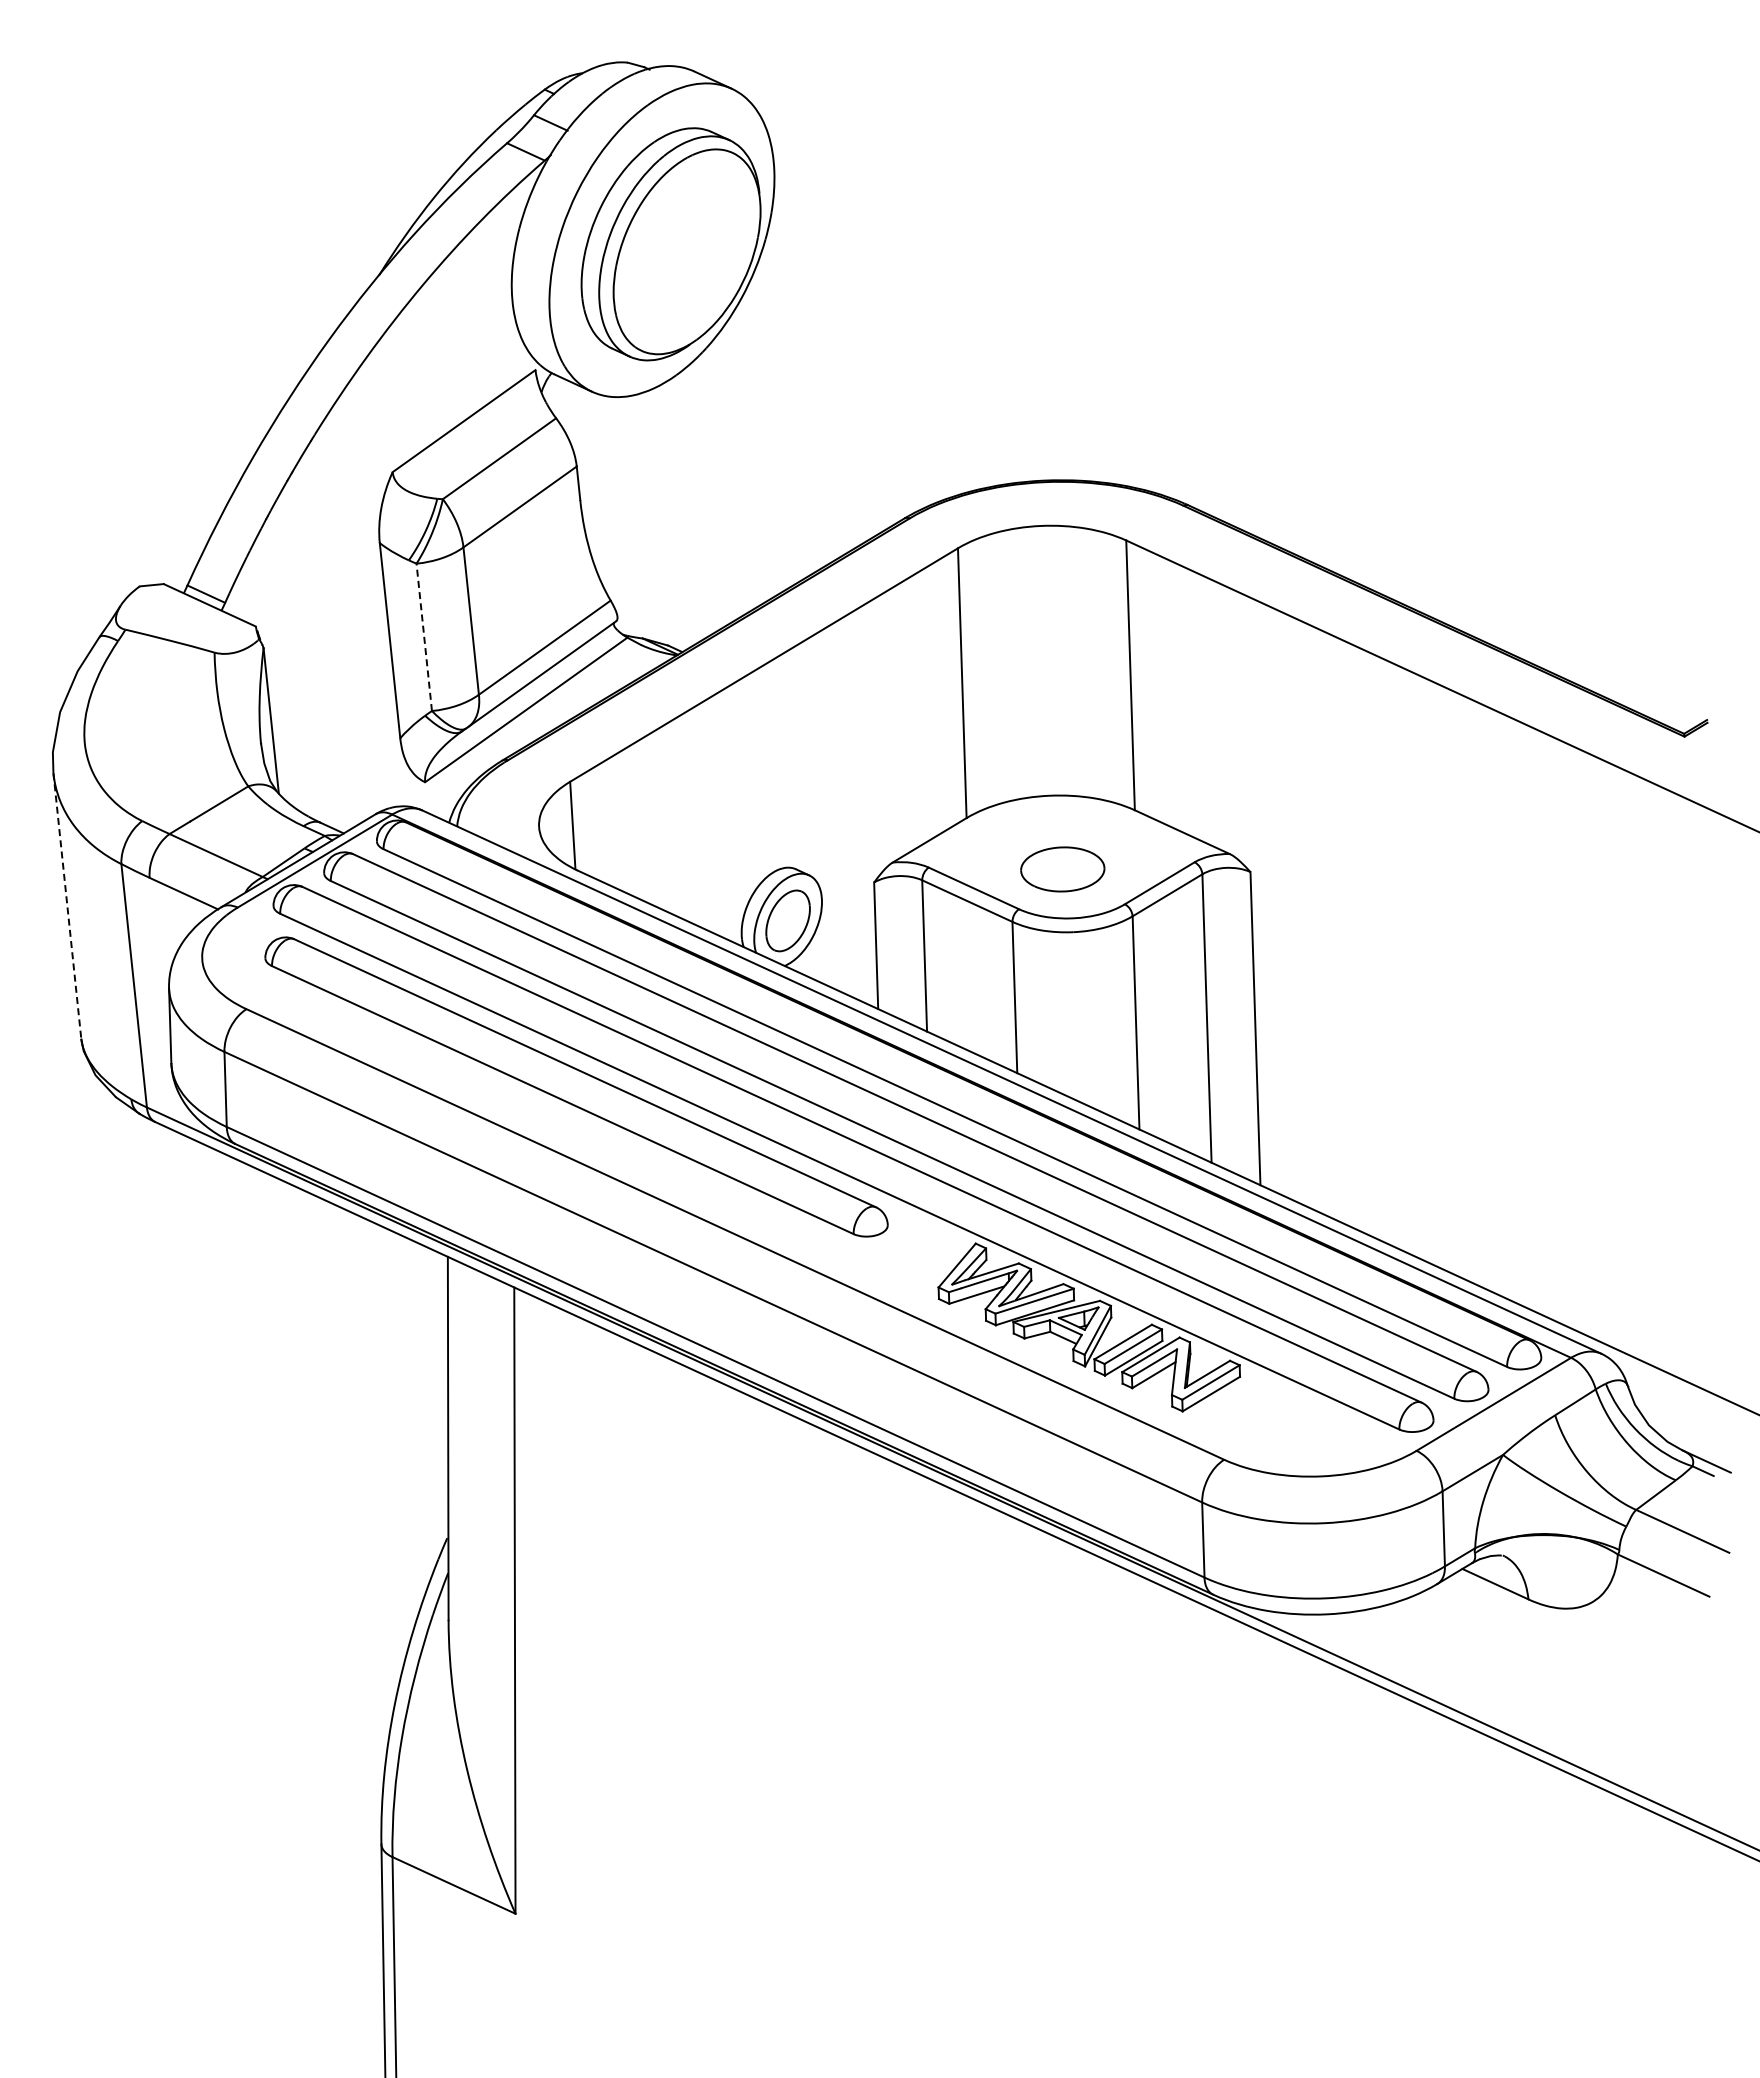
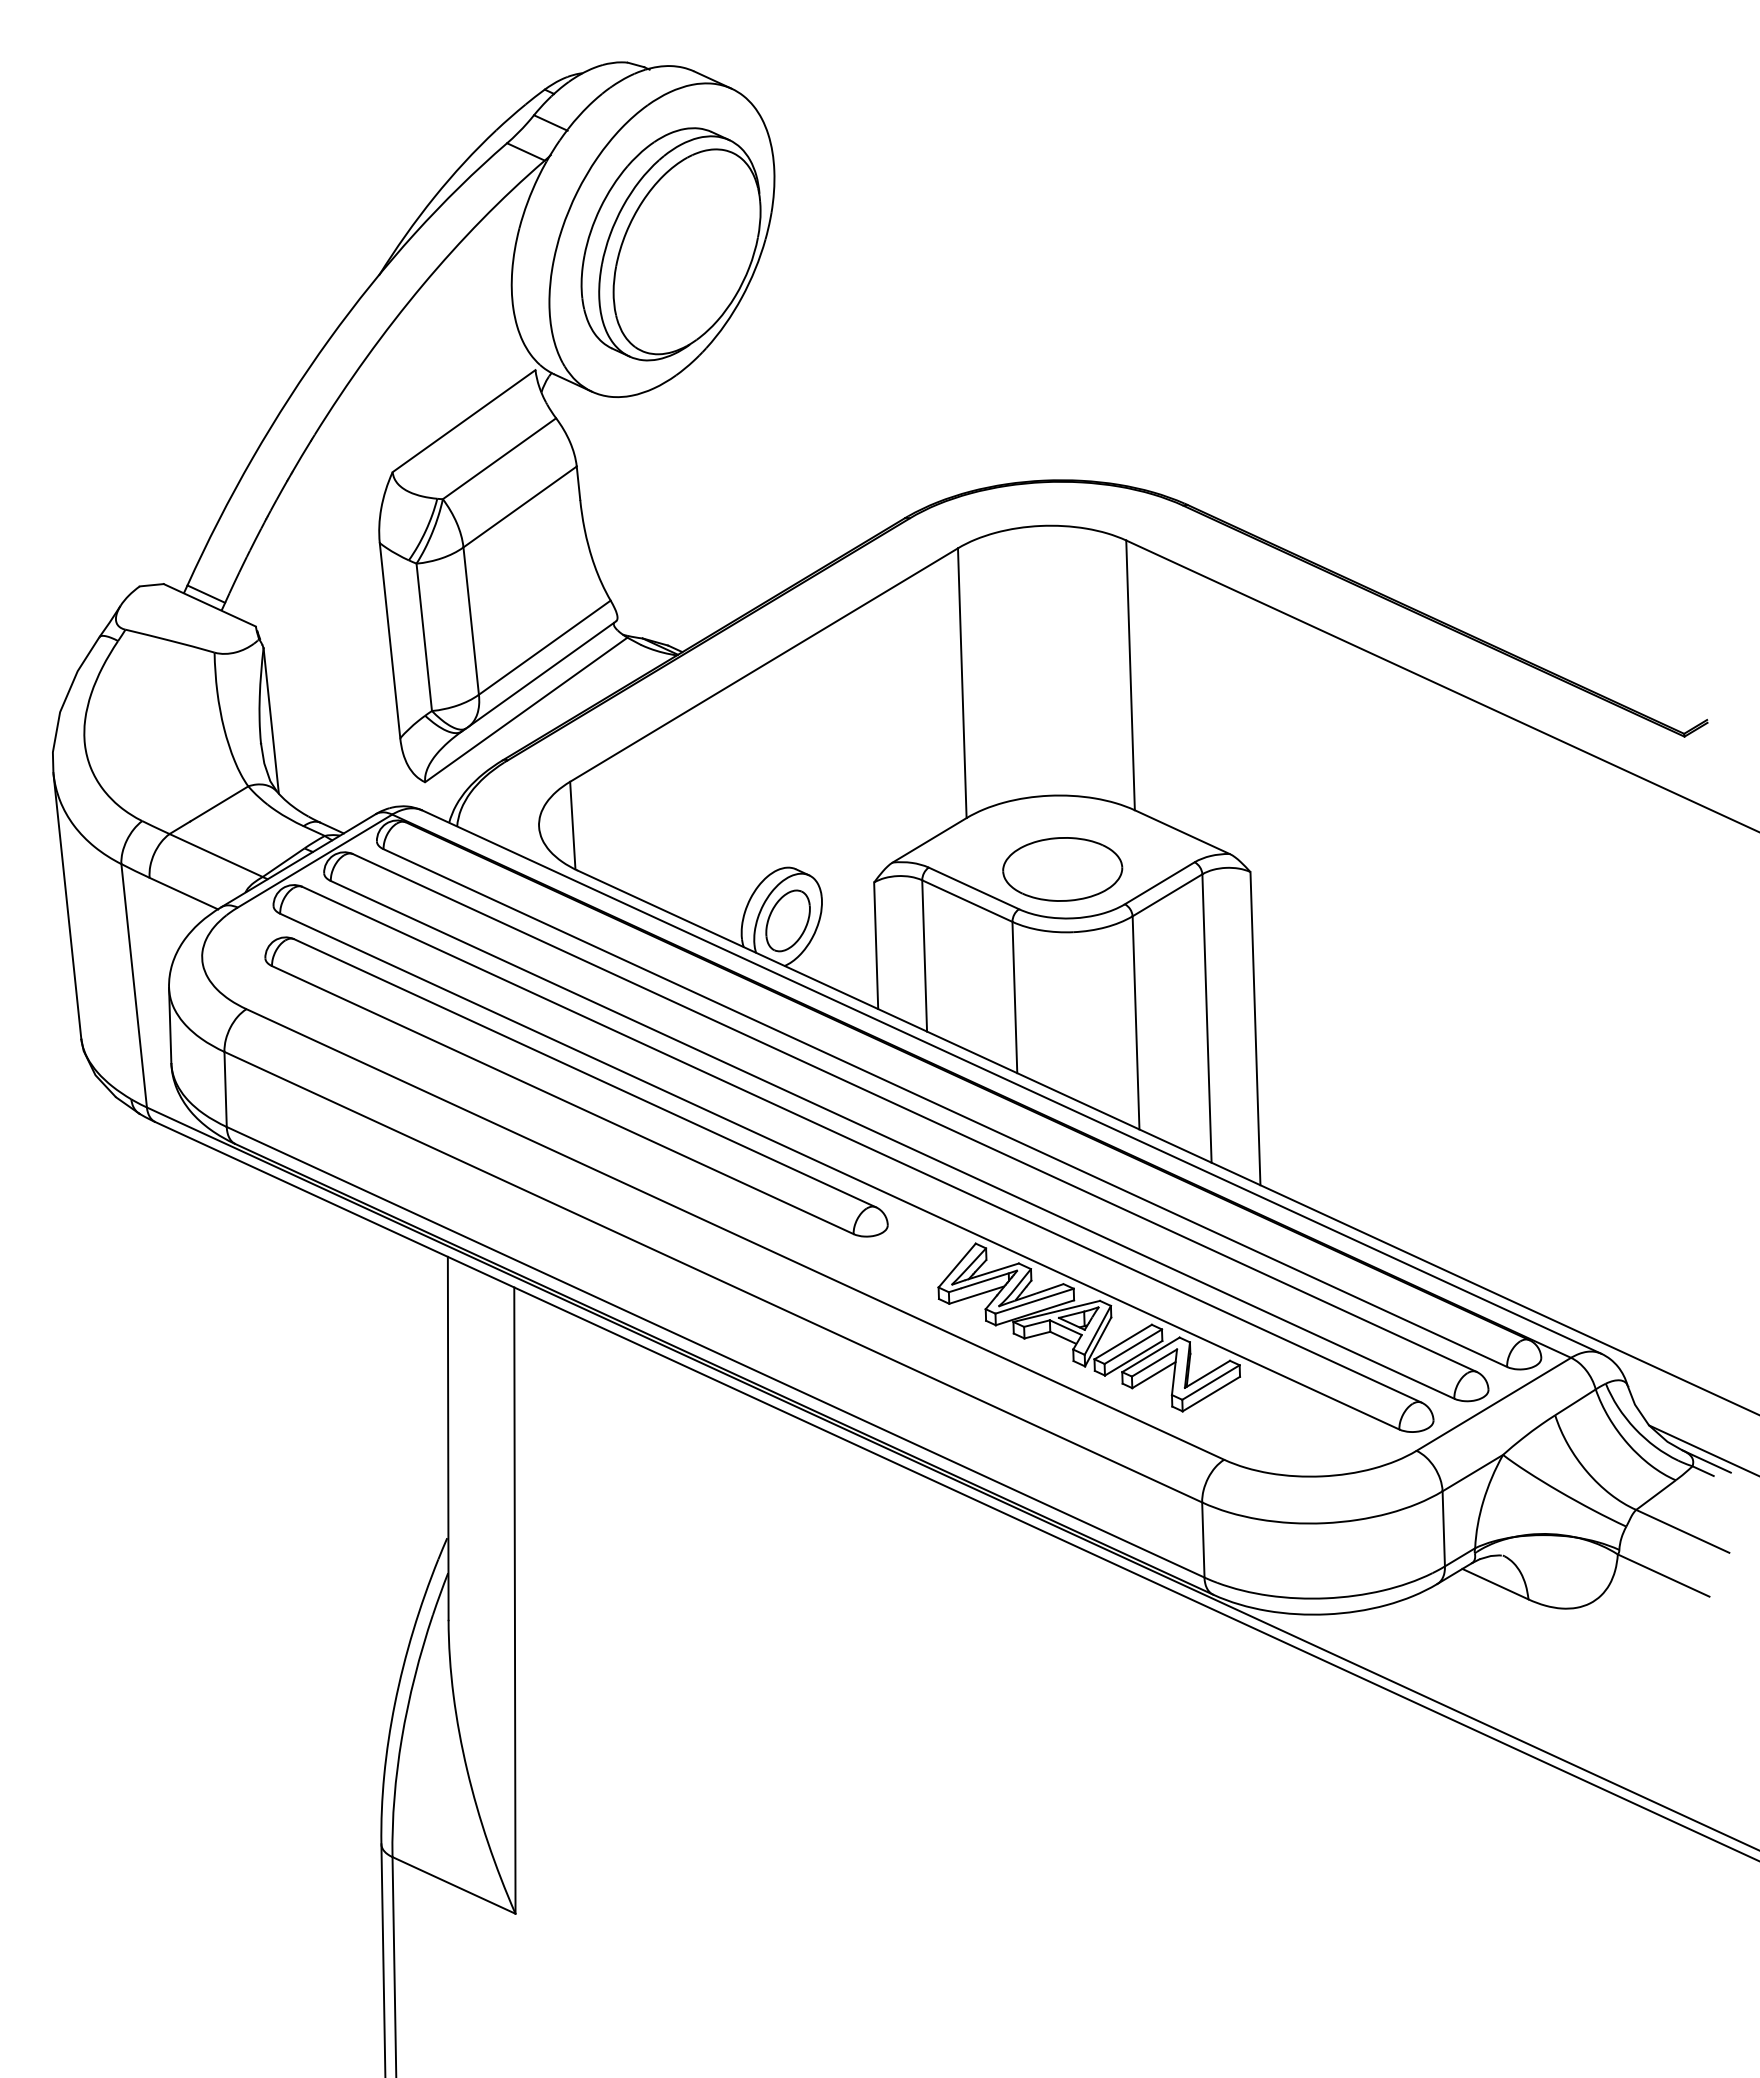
line: dashed -> solid (424, 636)
part size: 86x47 px -> 122x65 px (1062, 869)
line: dashed -> solid (67, 906)
line: none -> present (1702, 1450)
